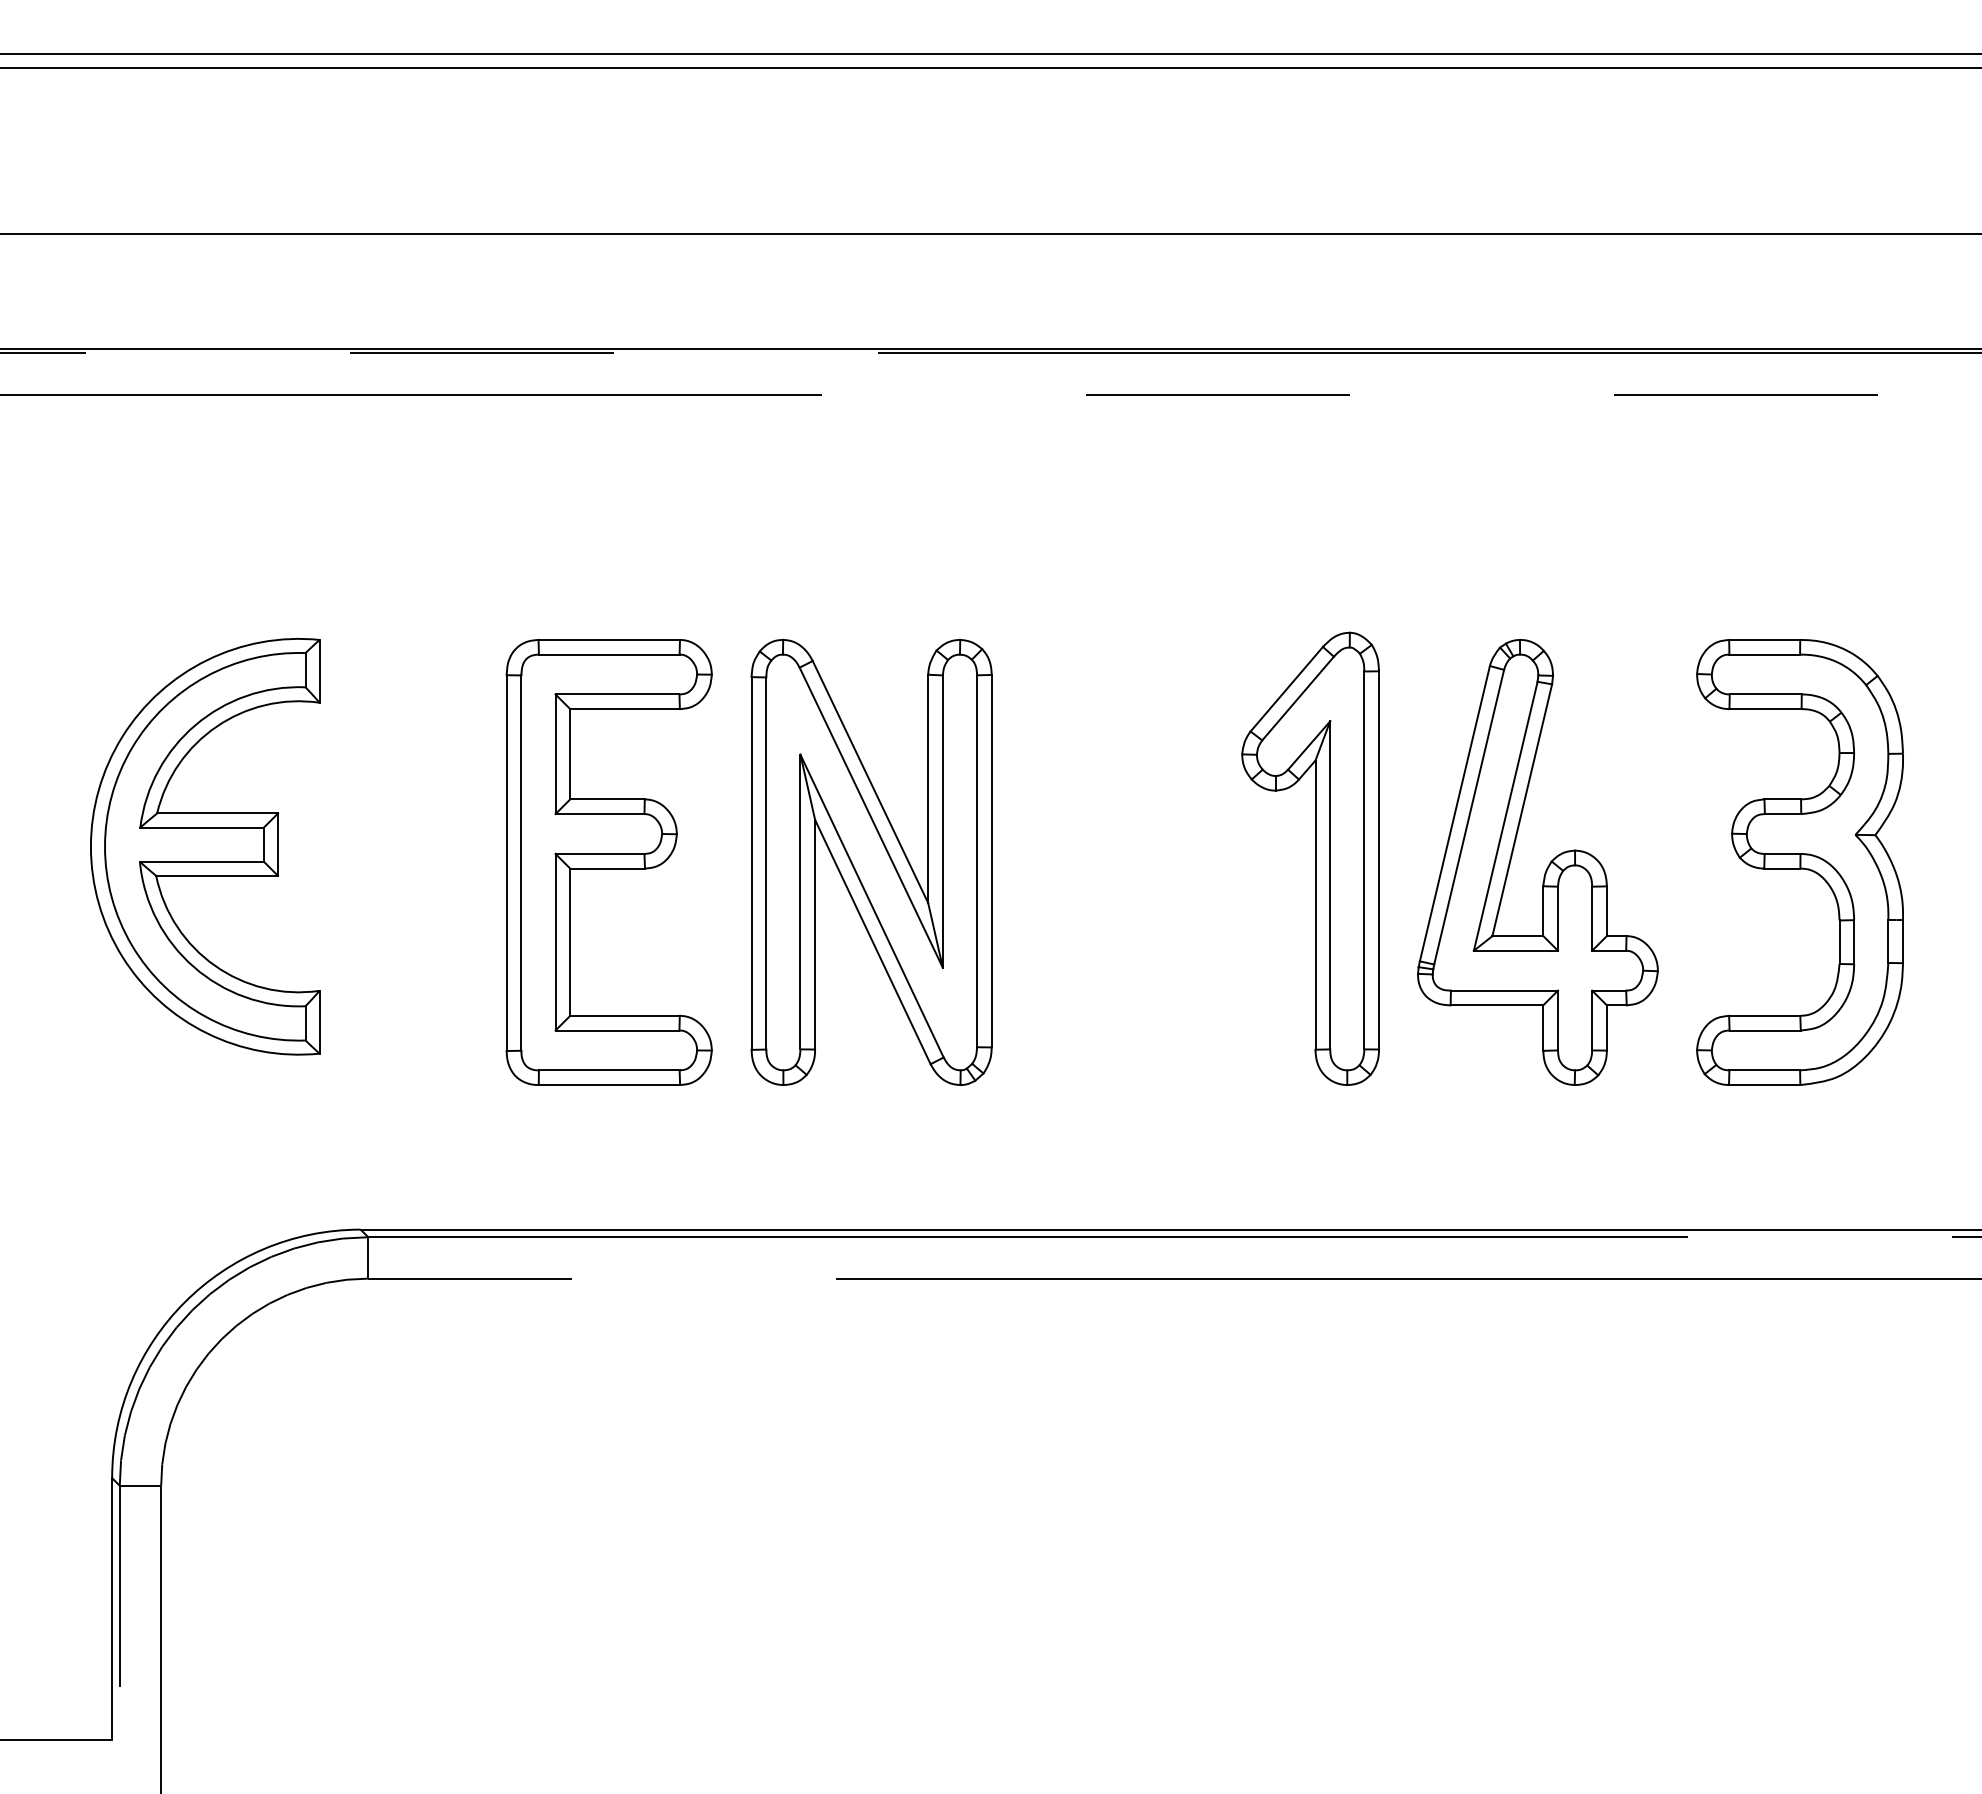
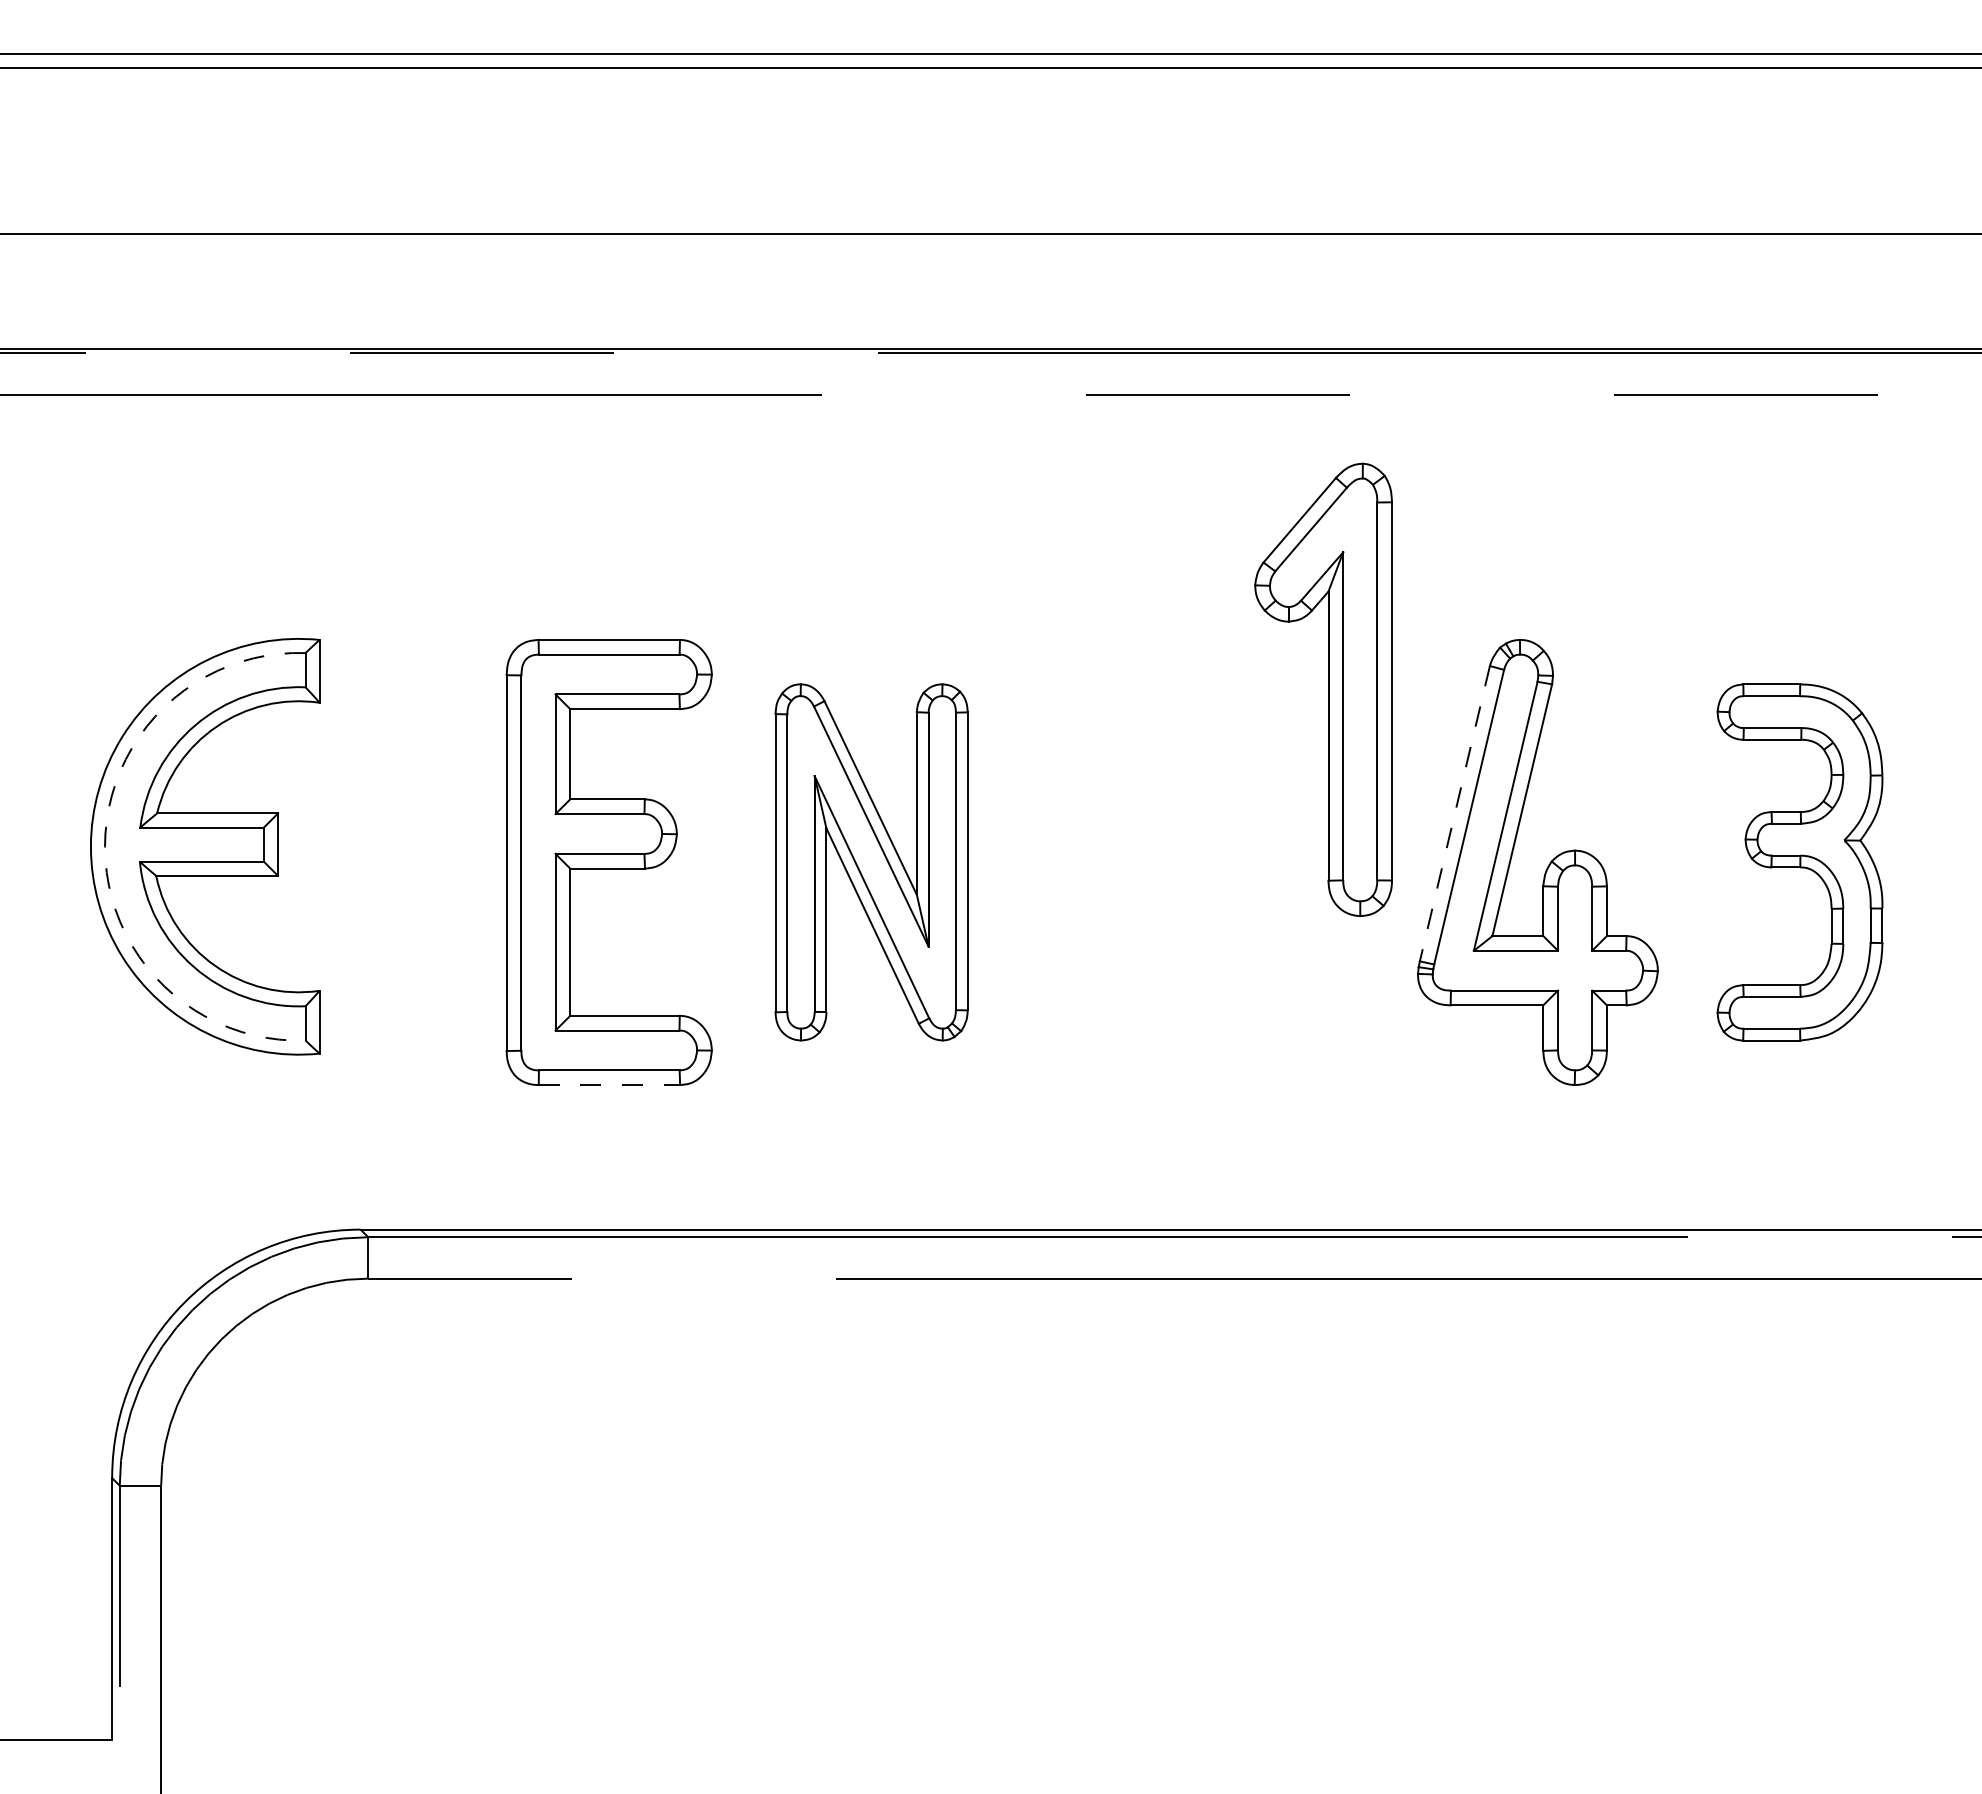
line: solid -> dashed (1454, 813)
arc: solid -> dashed (105, 846)
part position: (1310, 858) -> (1323, 689) (1323, 689)
part size: 243x448 px -> 195x359 px (871, 862)
part size: 208x447 px -> 168x359 px (1799, 862)
line: solid -> dashed (609, 1085)
